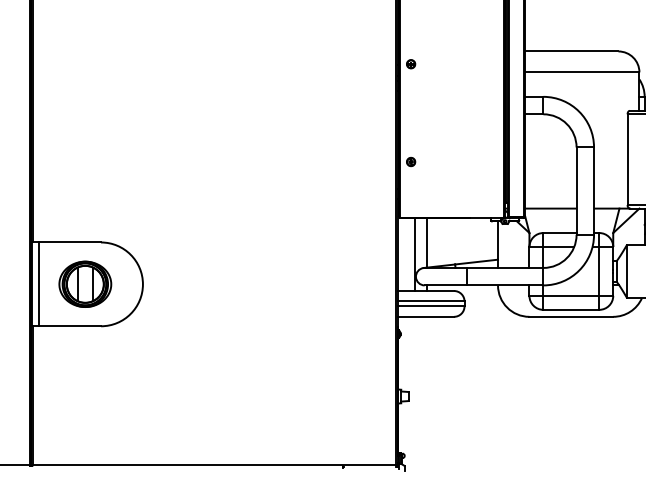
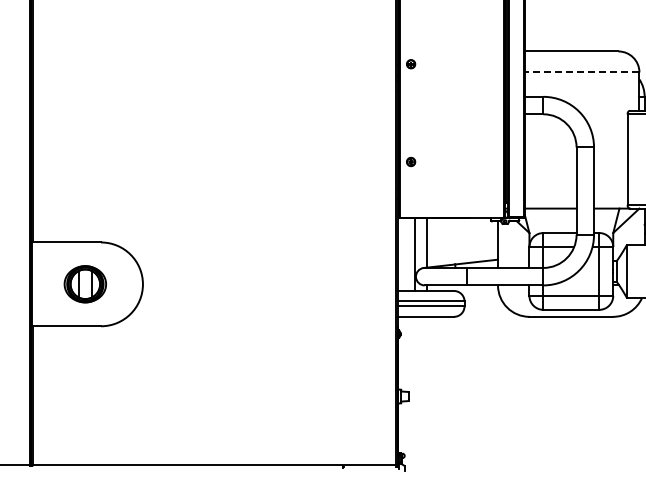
line: solid -> dashed (581, 72)
part size: 55x48 px -> 44x39 px (84, 284)
line: present -> none (39, 284)
